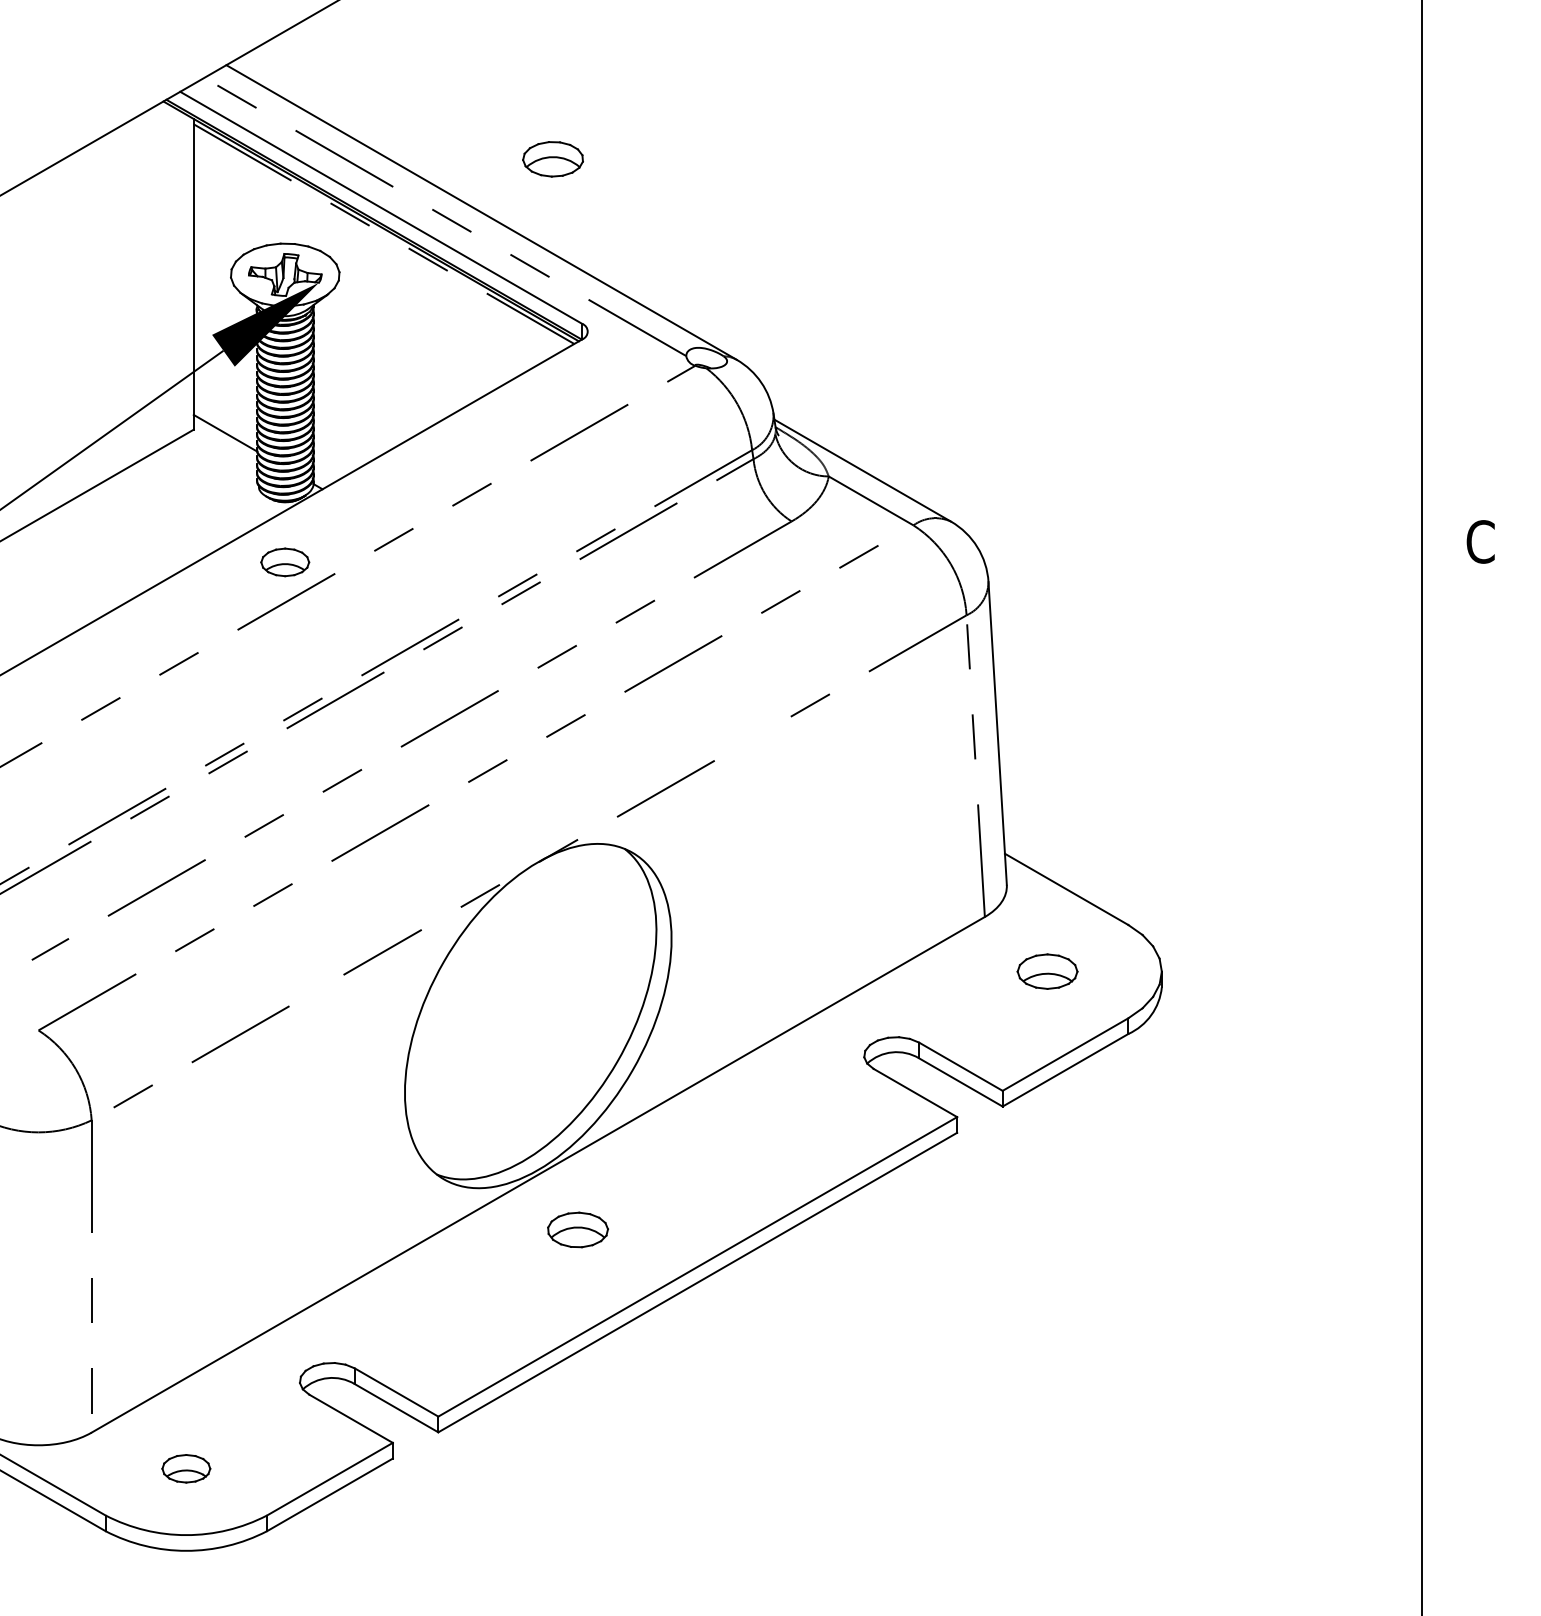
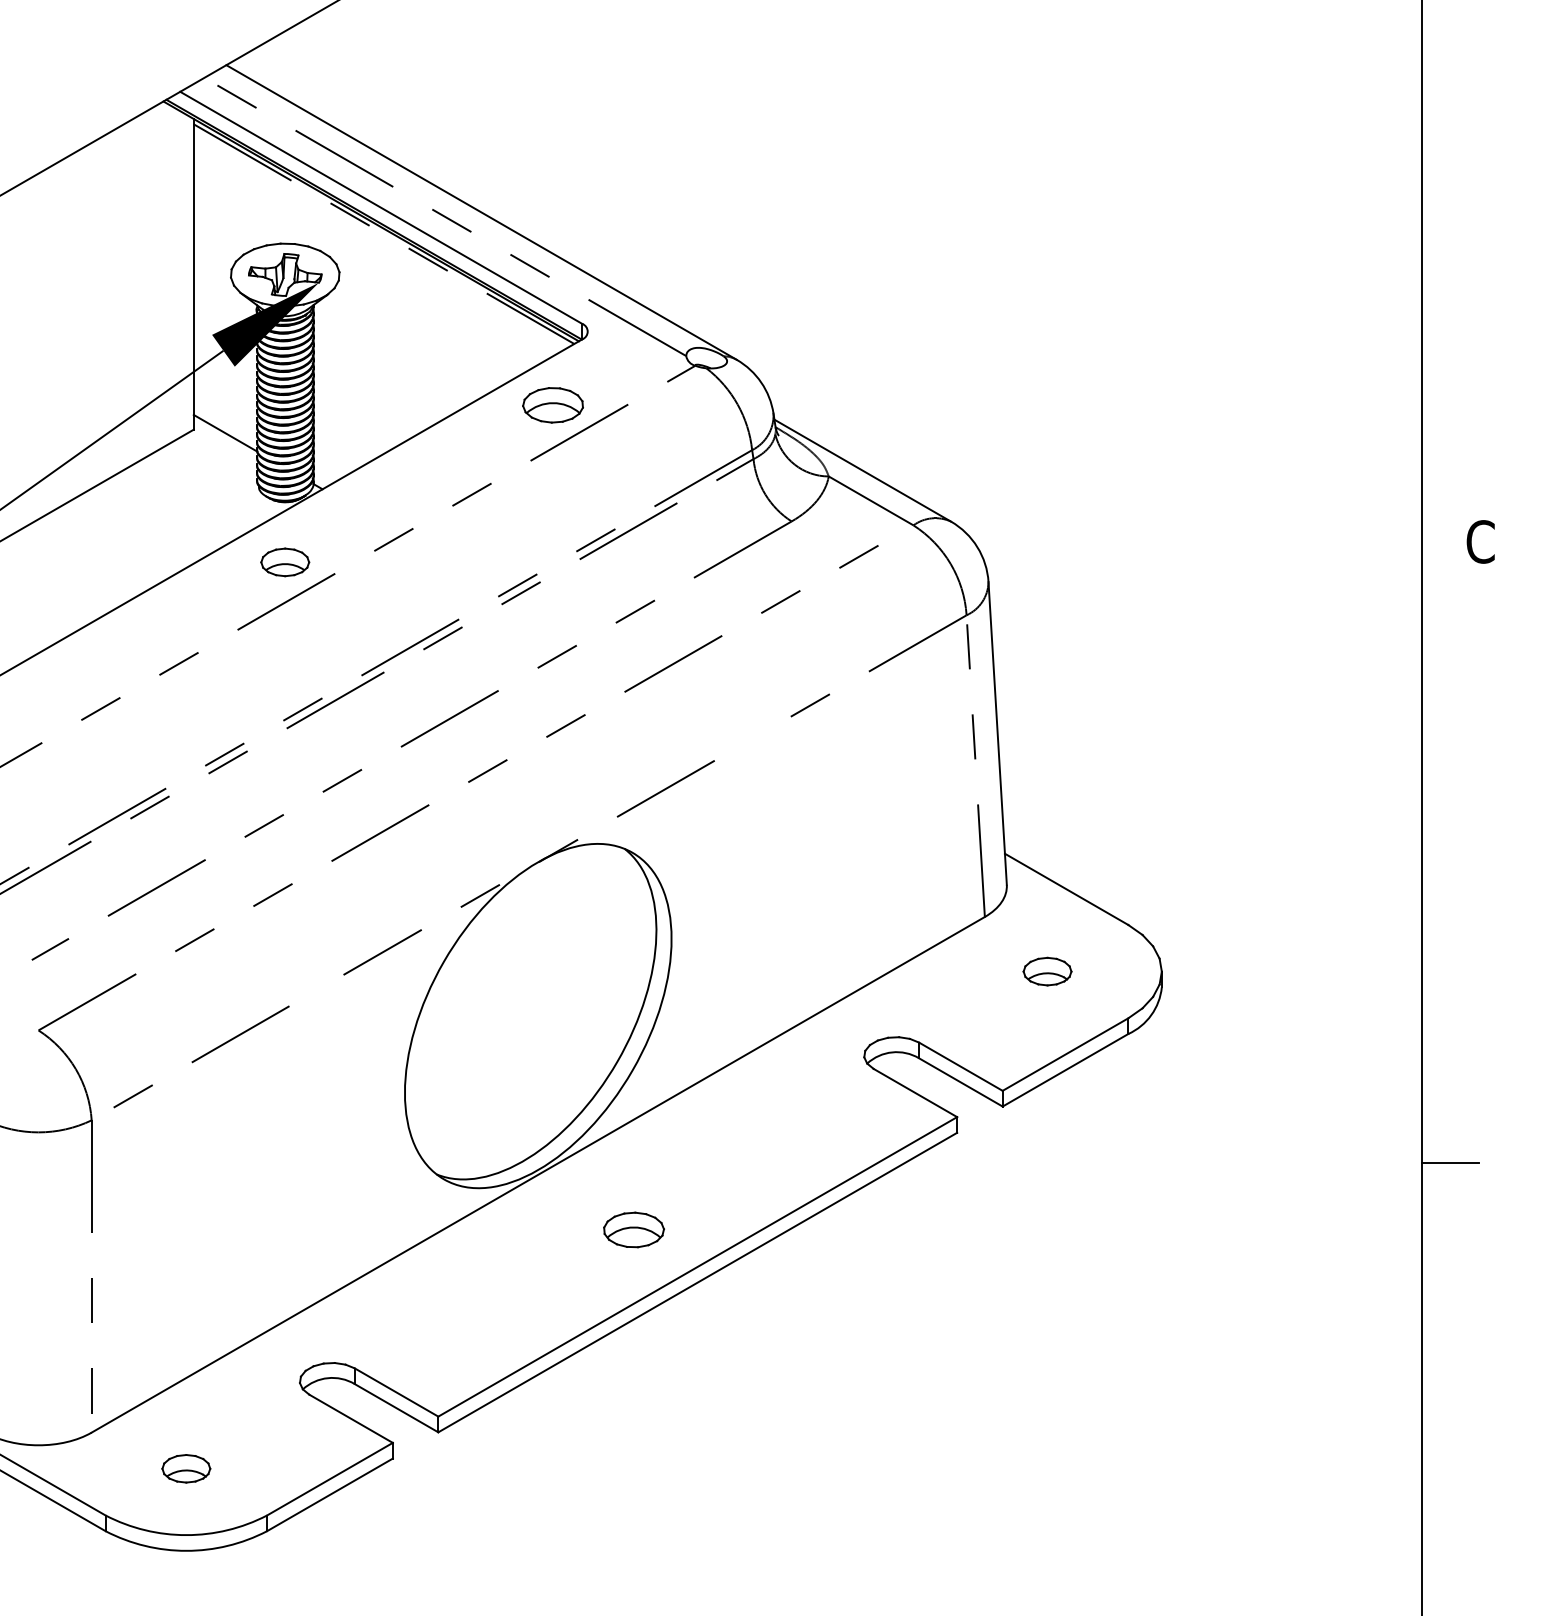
part position: (552, 159) -> (552, 405) (552, 405)
part size: 63x37 px -> 51x31 px (1047, 971)
line: none -> present (1450, 1162)
part position: (577, 1229) -> (633, 1229) (633, 1229)
